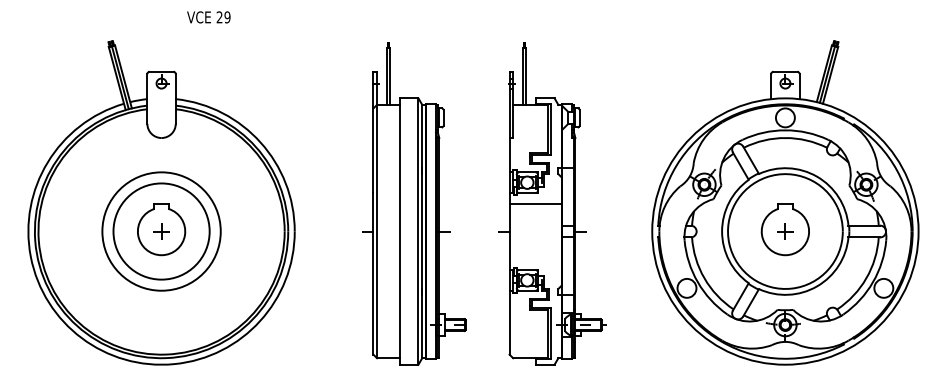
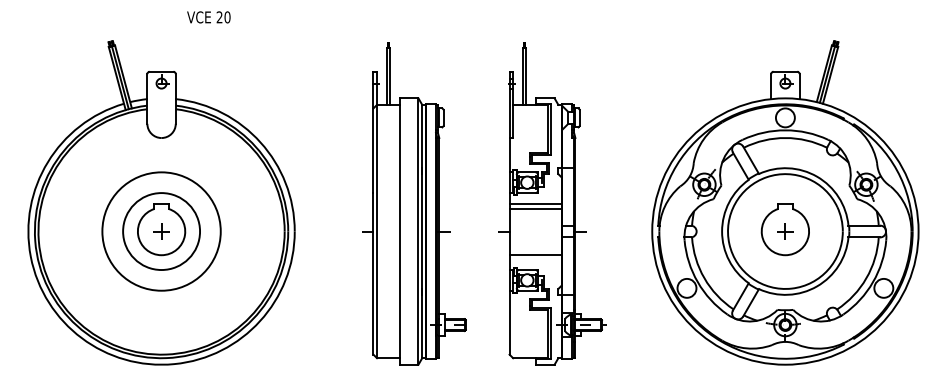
text: 29 -> 20 (227, 17)
line: none -> present (535, 208)
circle diameter: 96 px -> 77 px (161, 231)
line: none -> present (535, 255)
